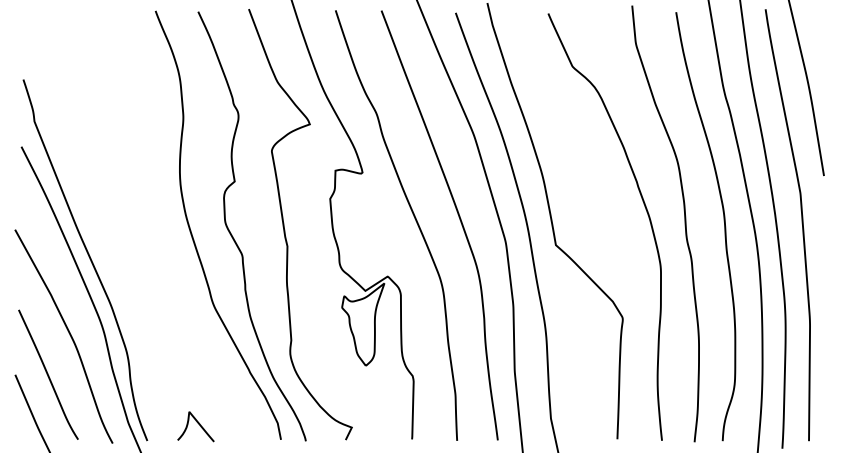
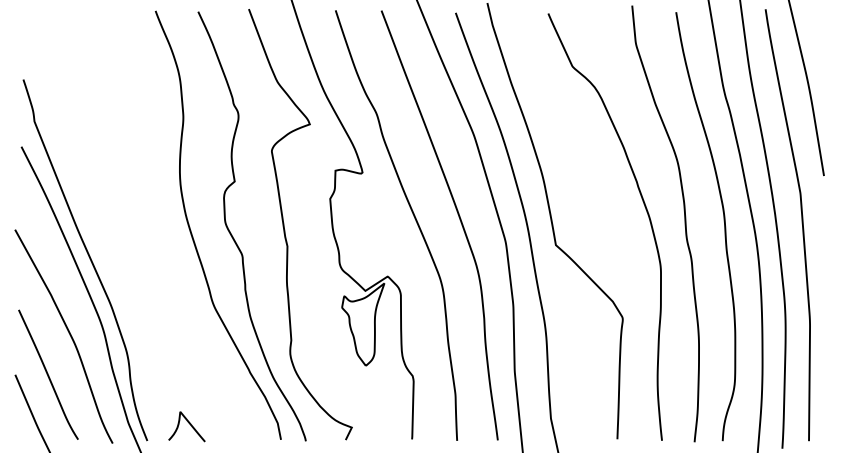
curve position: (197, 423) -> (188, 423) (188, 423)
